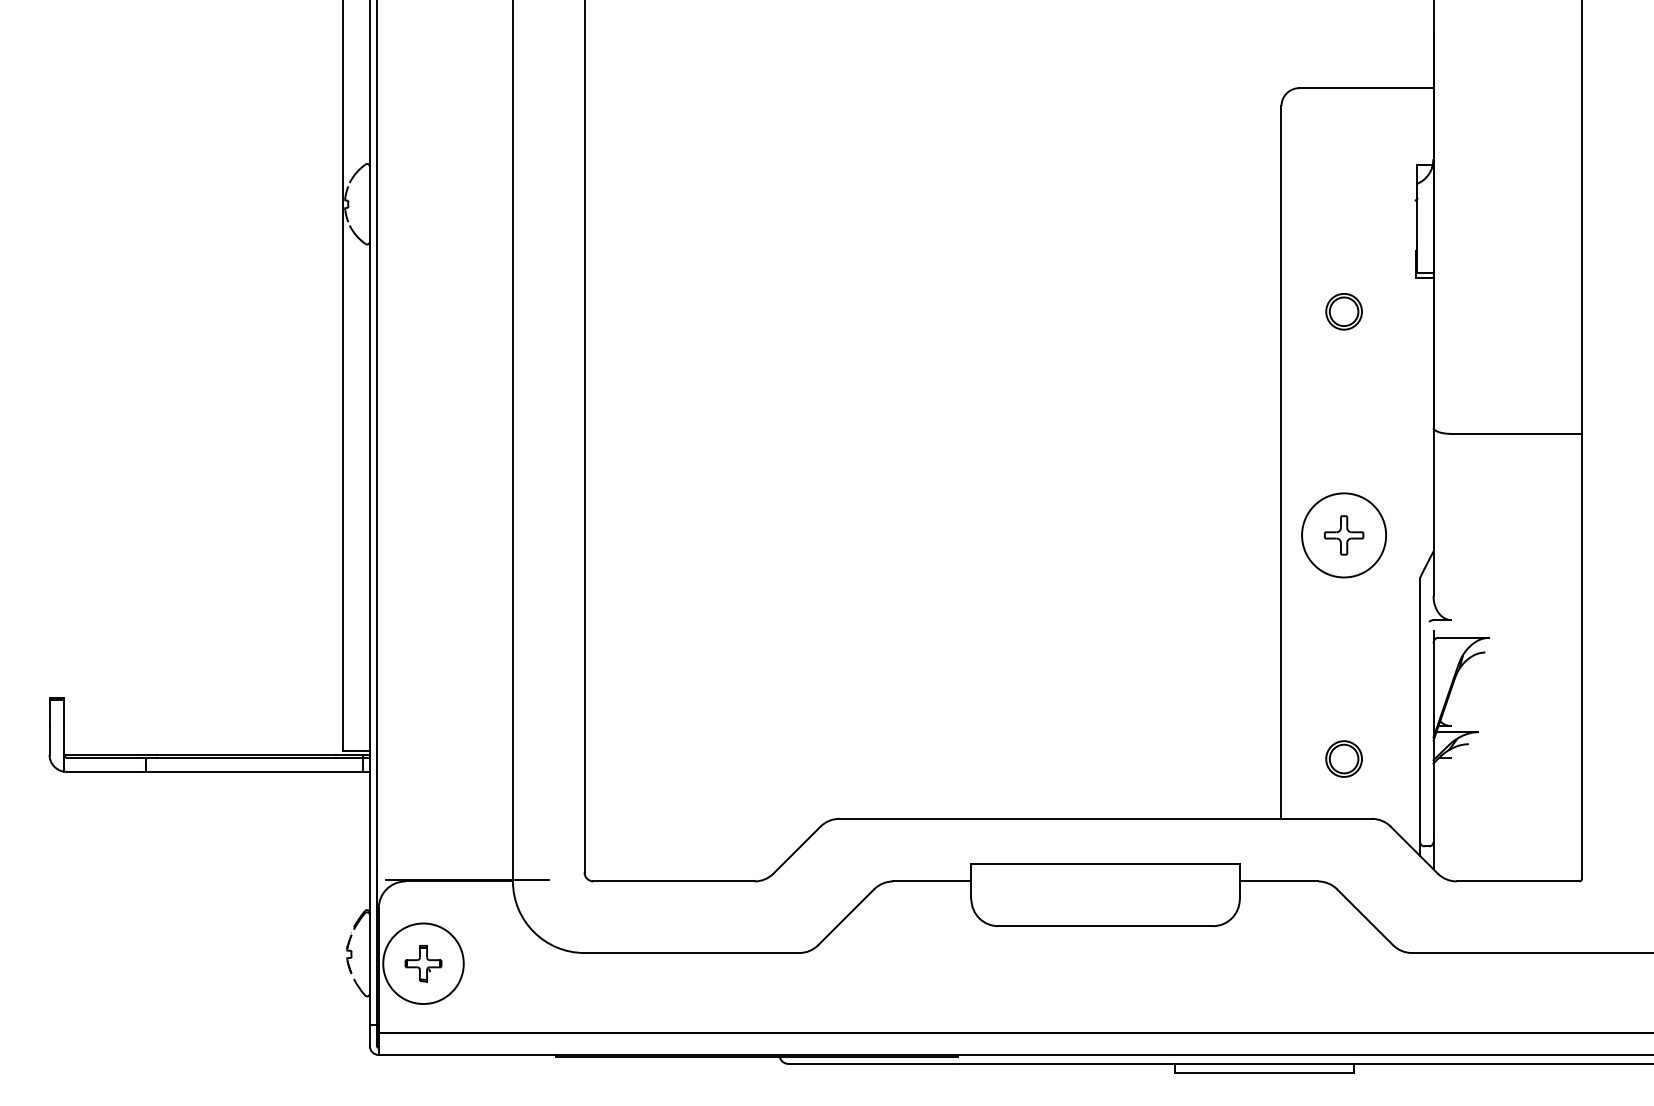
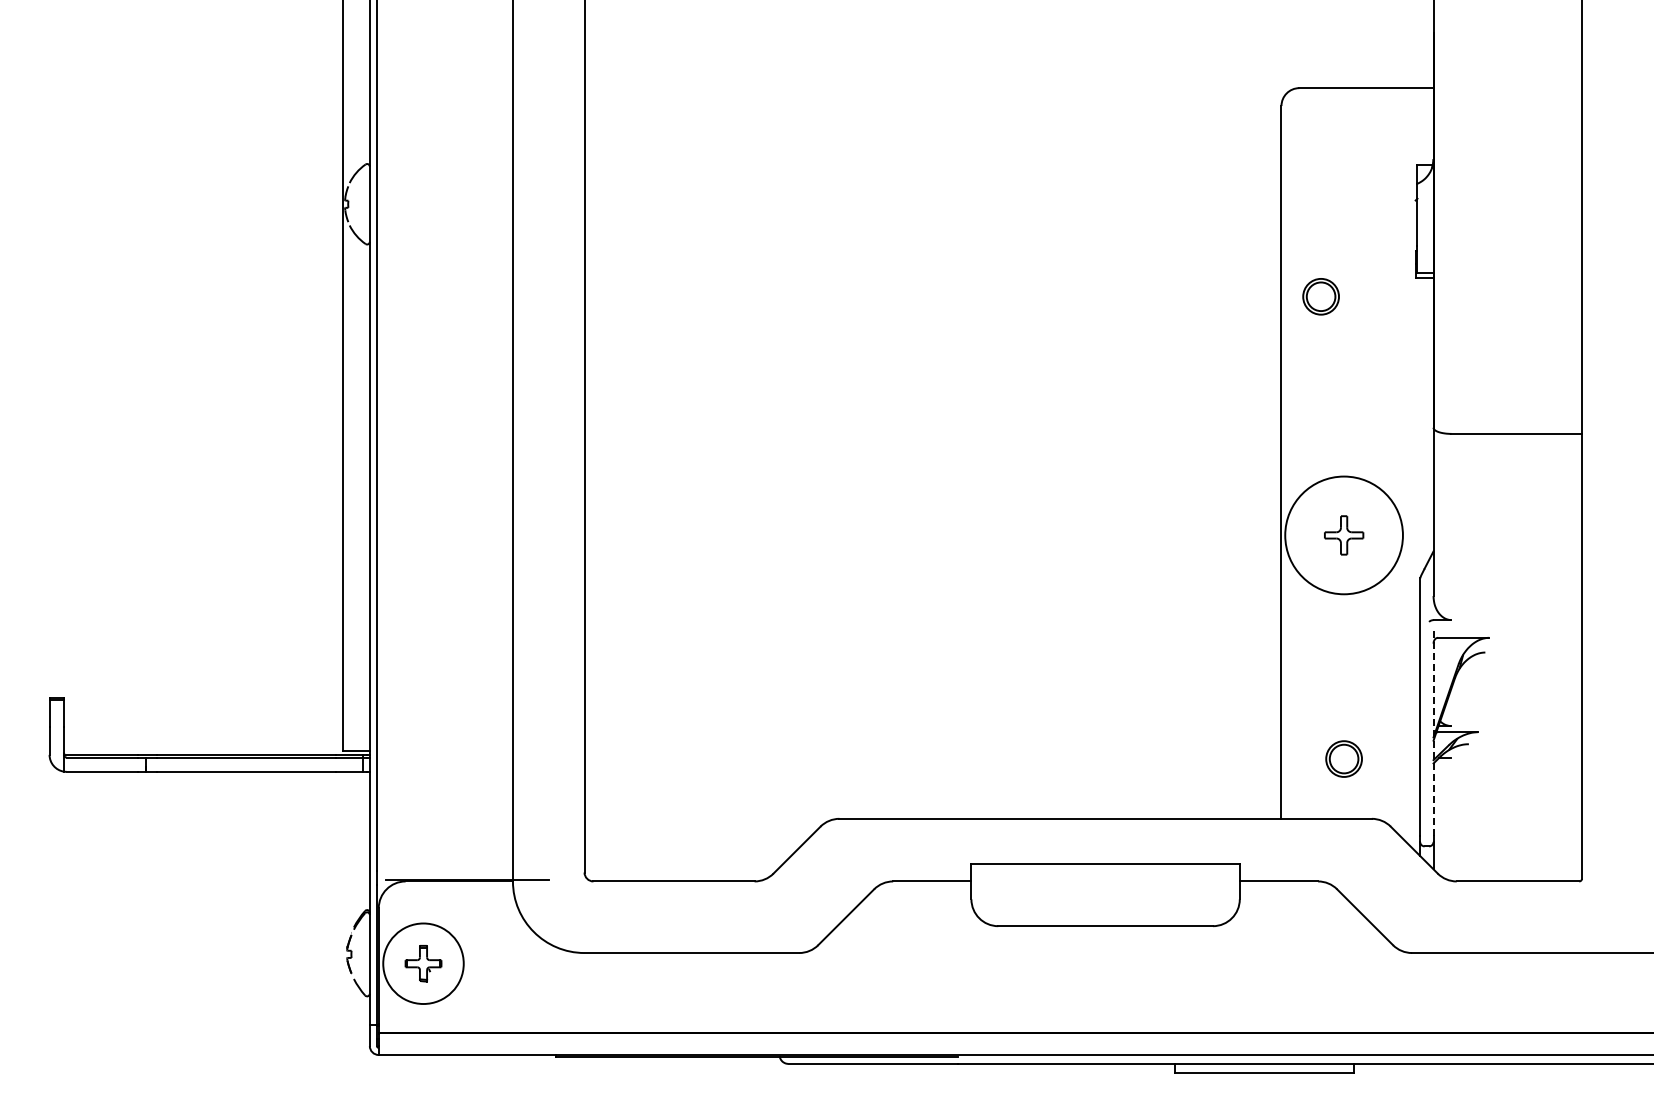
part position: (1343, 311) -> (1320, 296) (1320, 296)
circle diameter: 84 px -> 118 px (1343, 535)
line: solid -> dashed (1433, 733)
